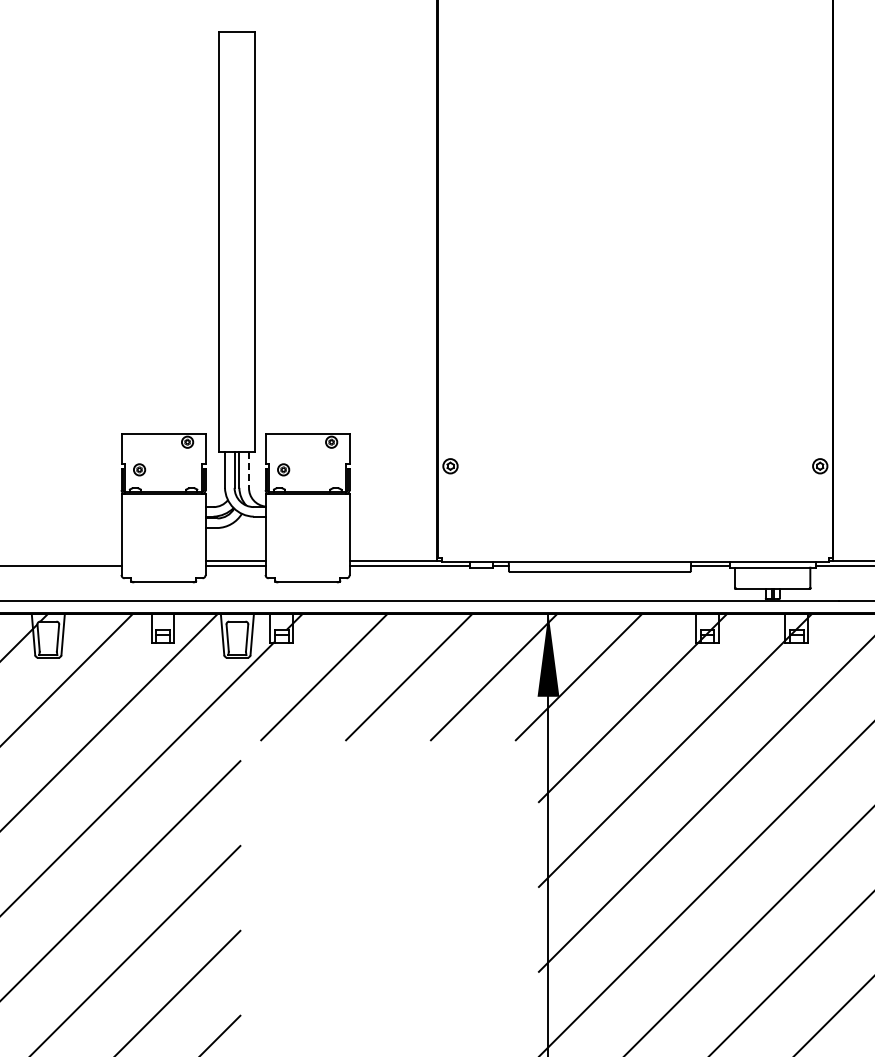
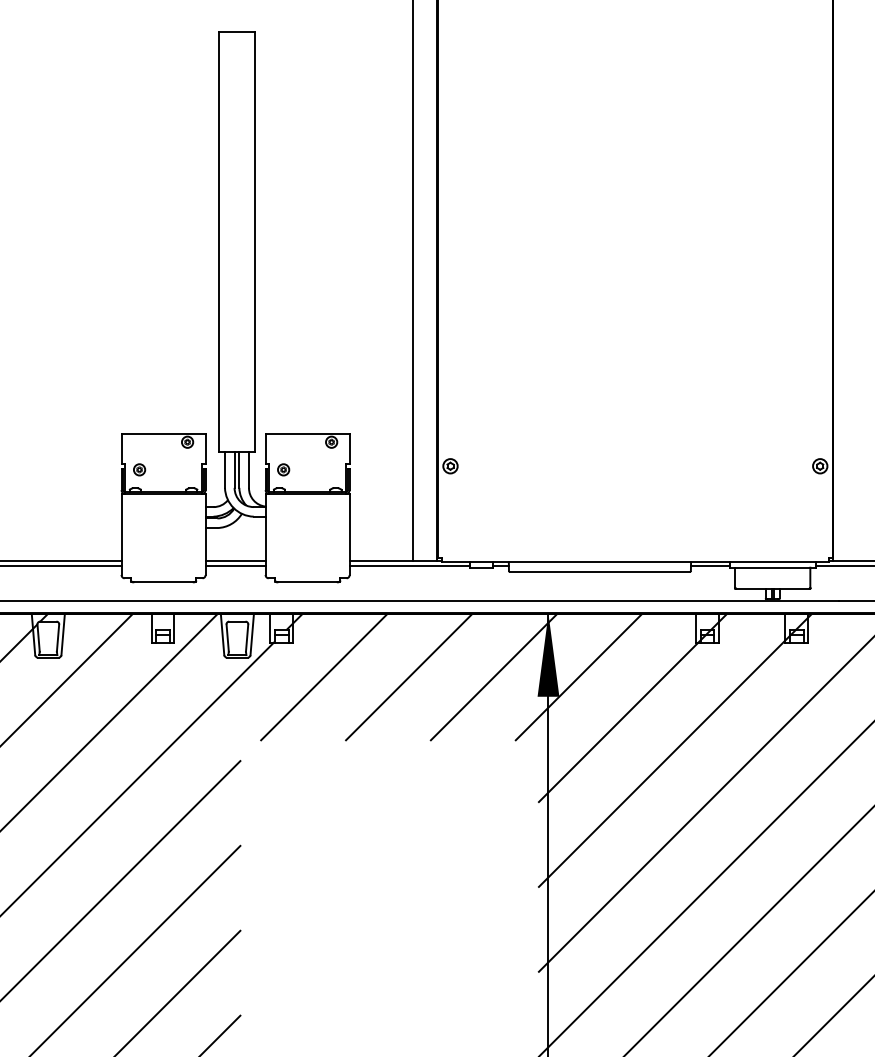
line: none -> present (413, 281)
line: dashed -> solid (249, 470)
line: none -> present (61, 560)
